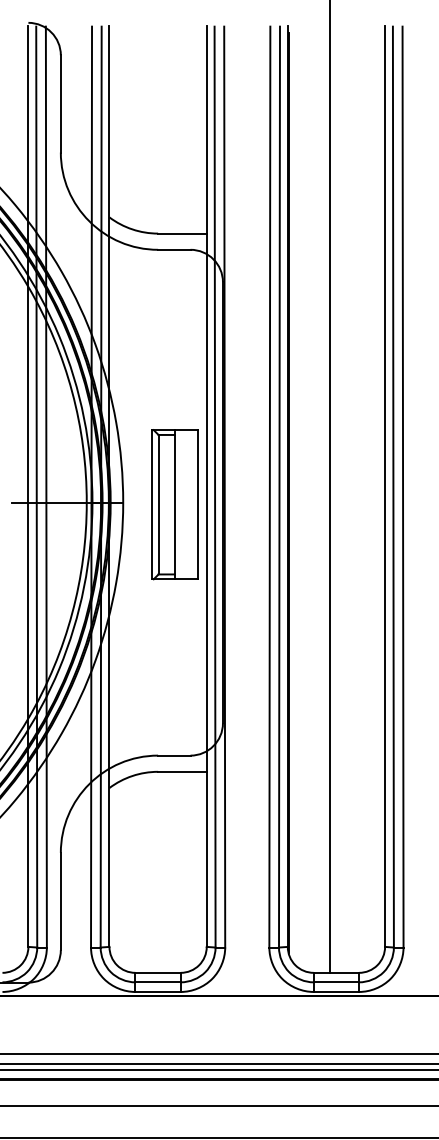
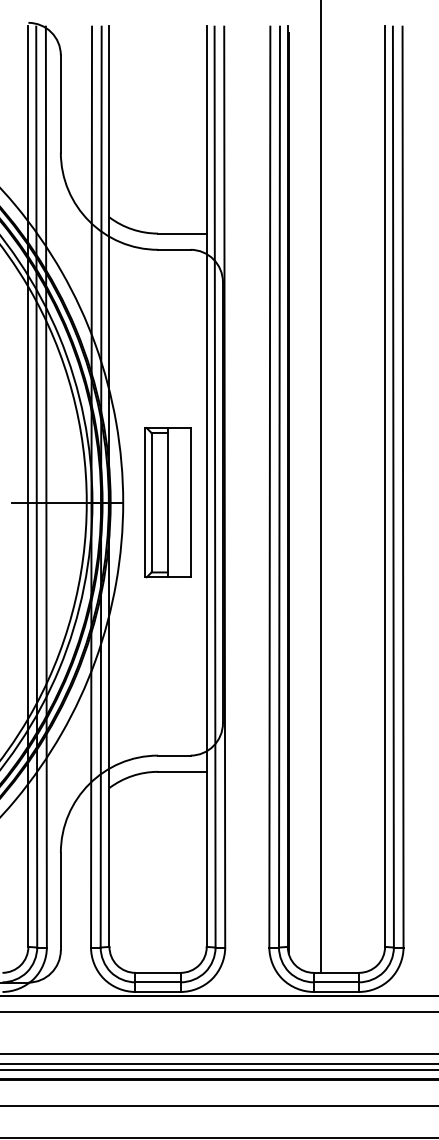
line position: (330, 487) -> (321, 487) (321, 487)
part position: (174, 504) -> (167, 502) (167, 502)
line: none -> present (218, 1011)
